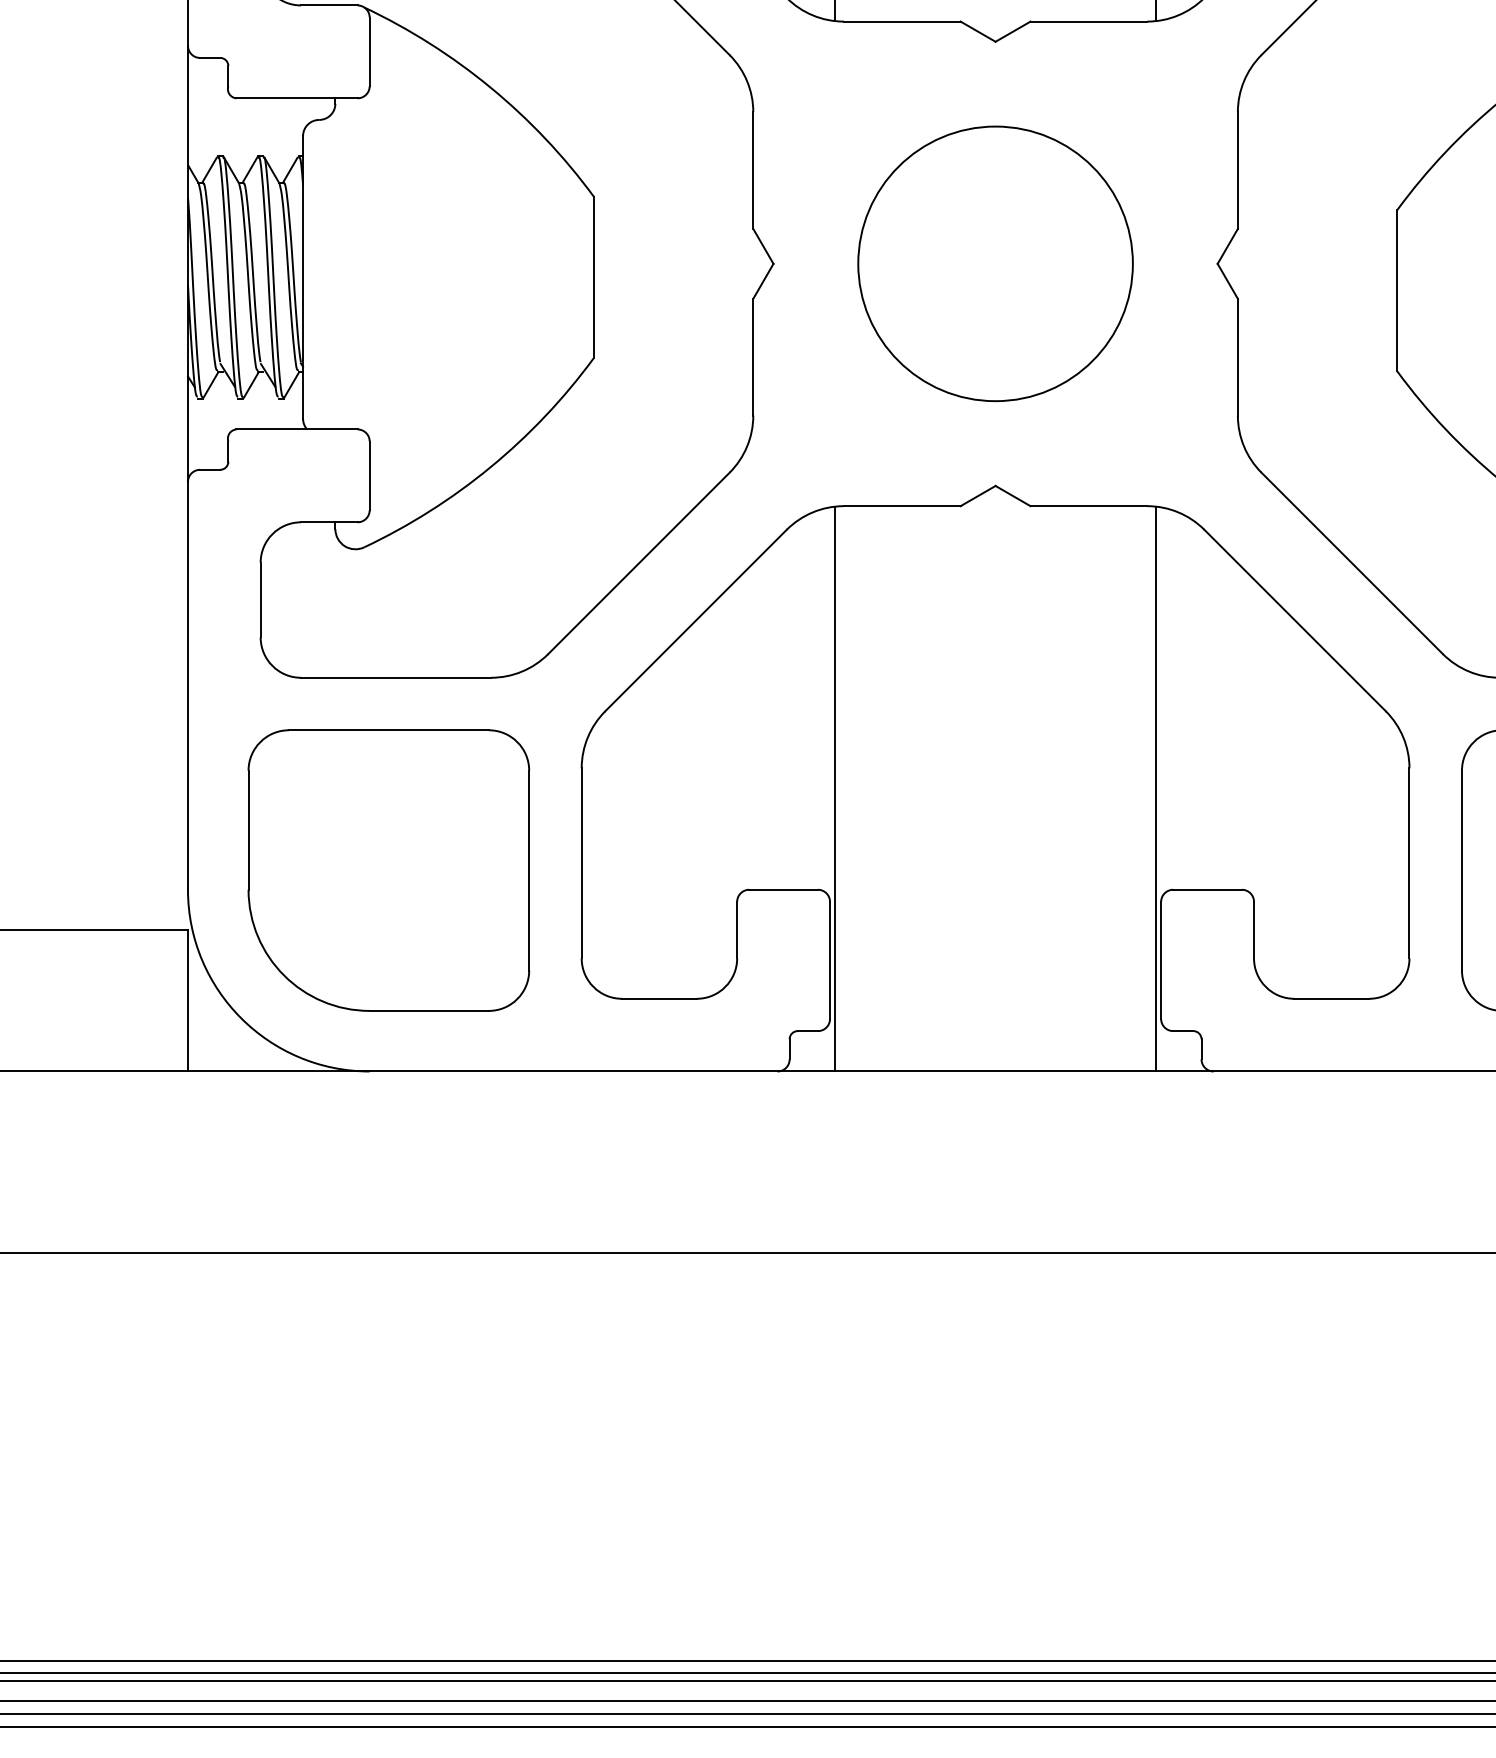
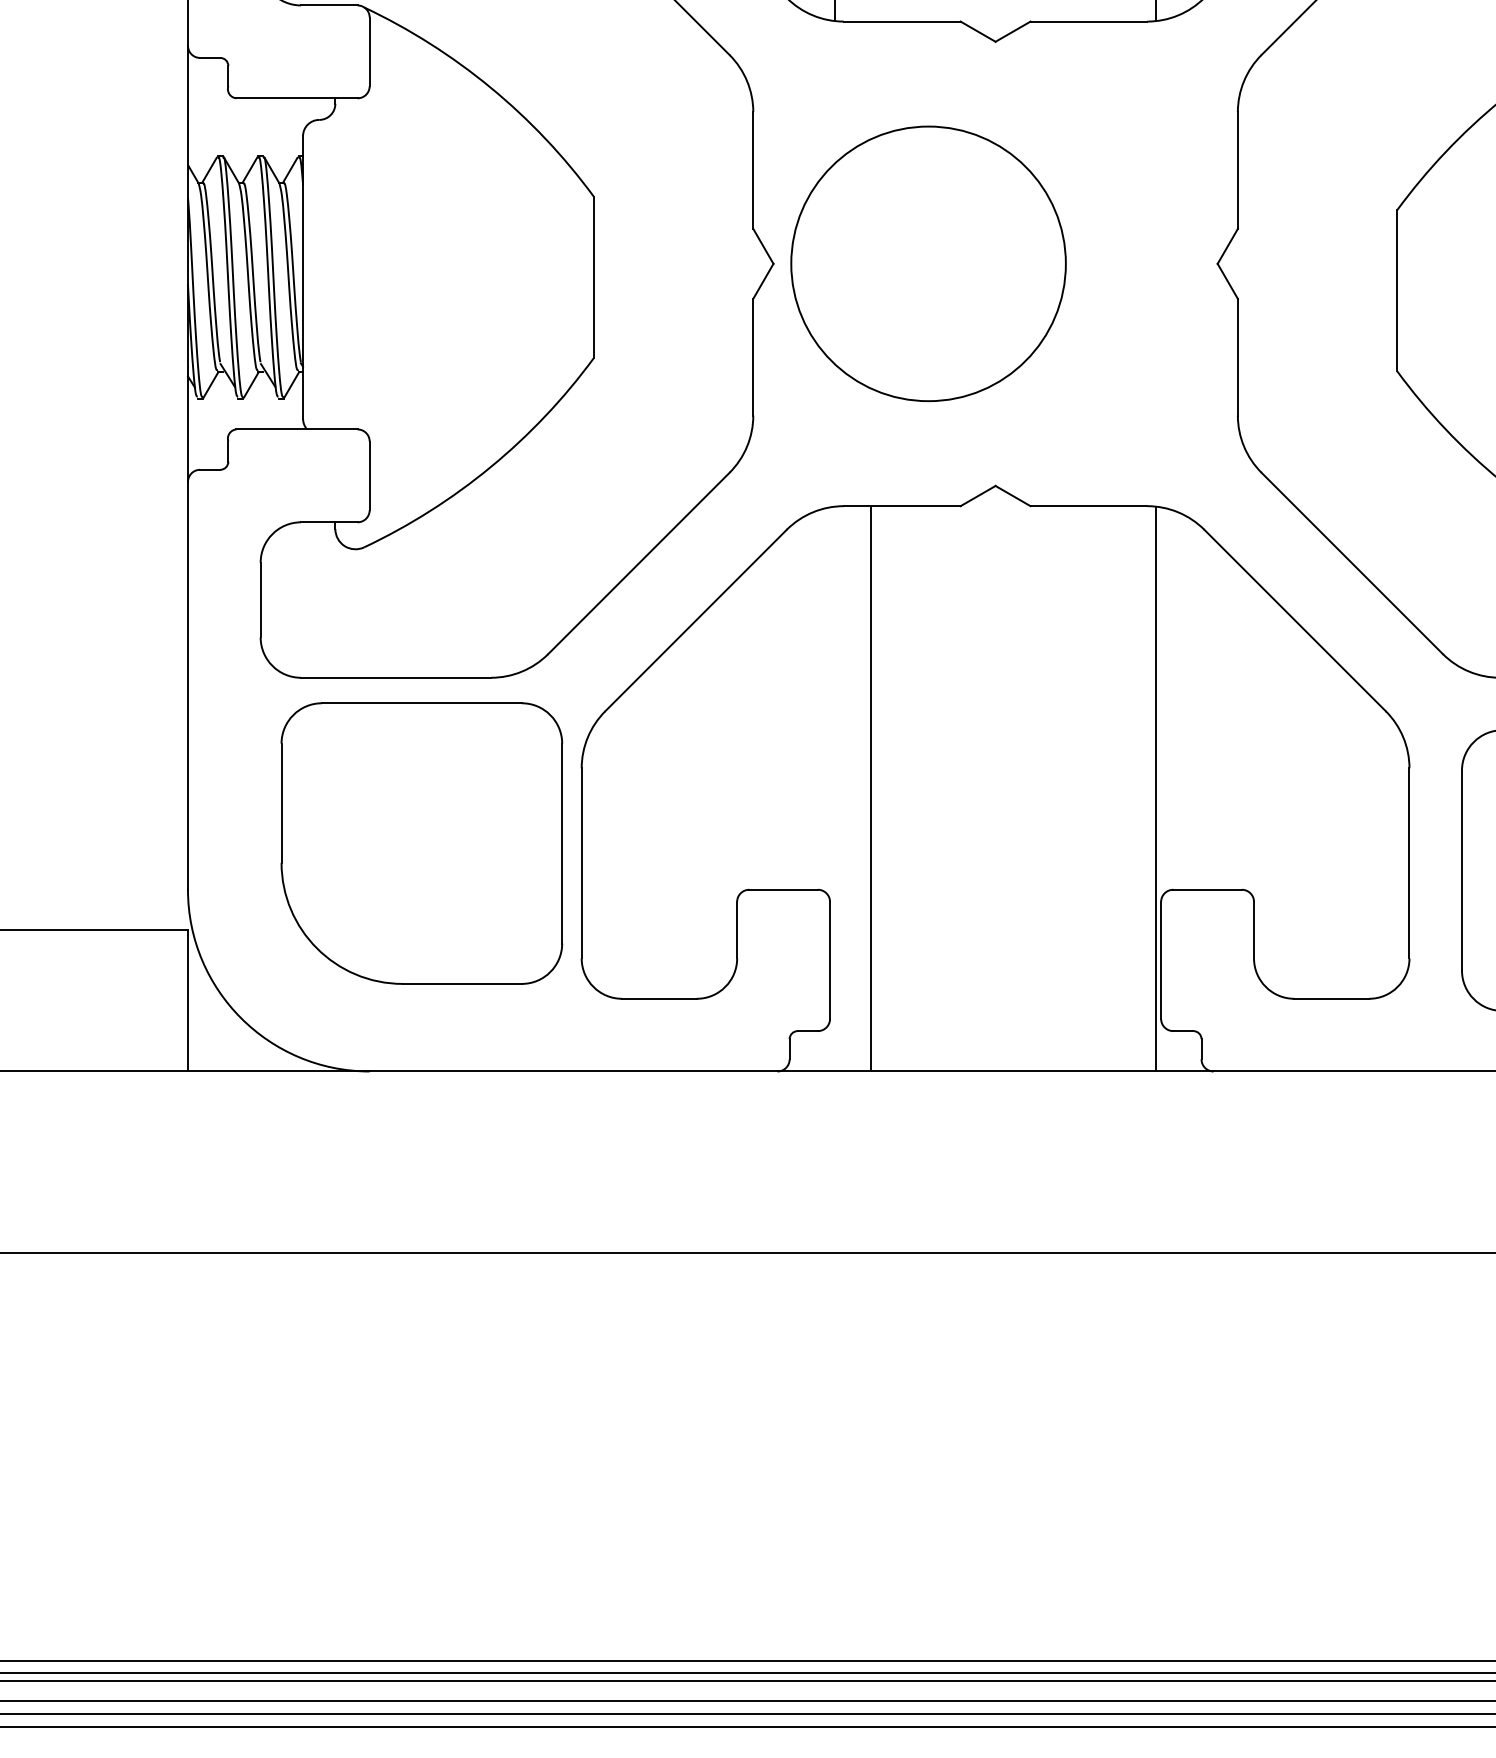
circle position: (995, 263) -> (928, 263) (928, 263)
line position: (835, 788) -> (871, 788) (871, 788)
part position: (388, 870) -> (421, 843) (421, 843)
